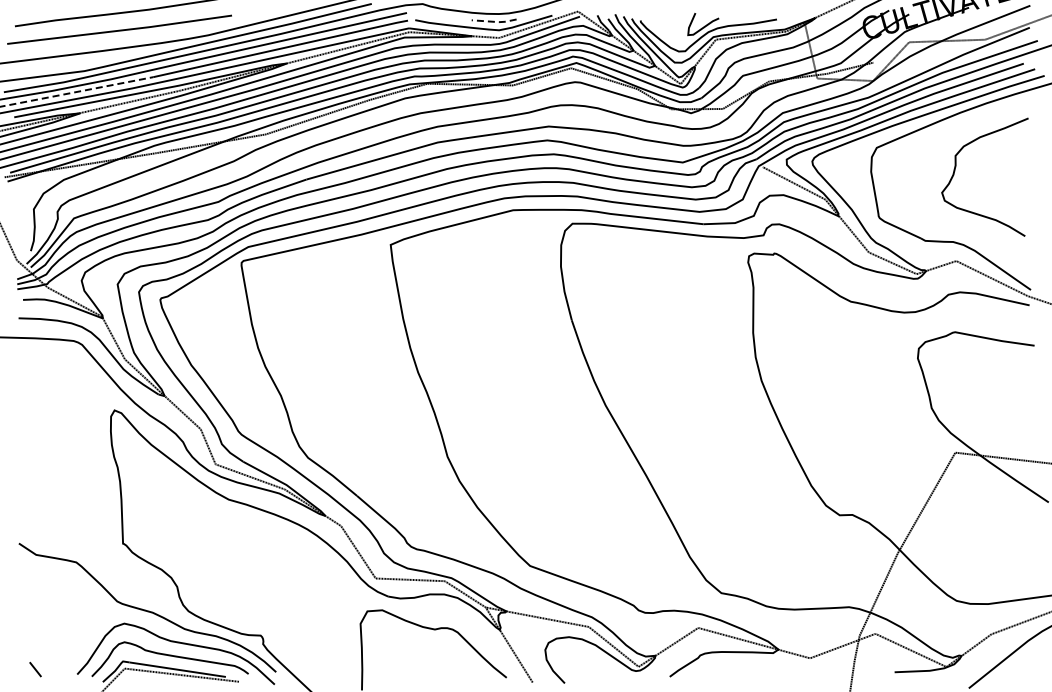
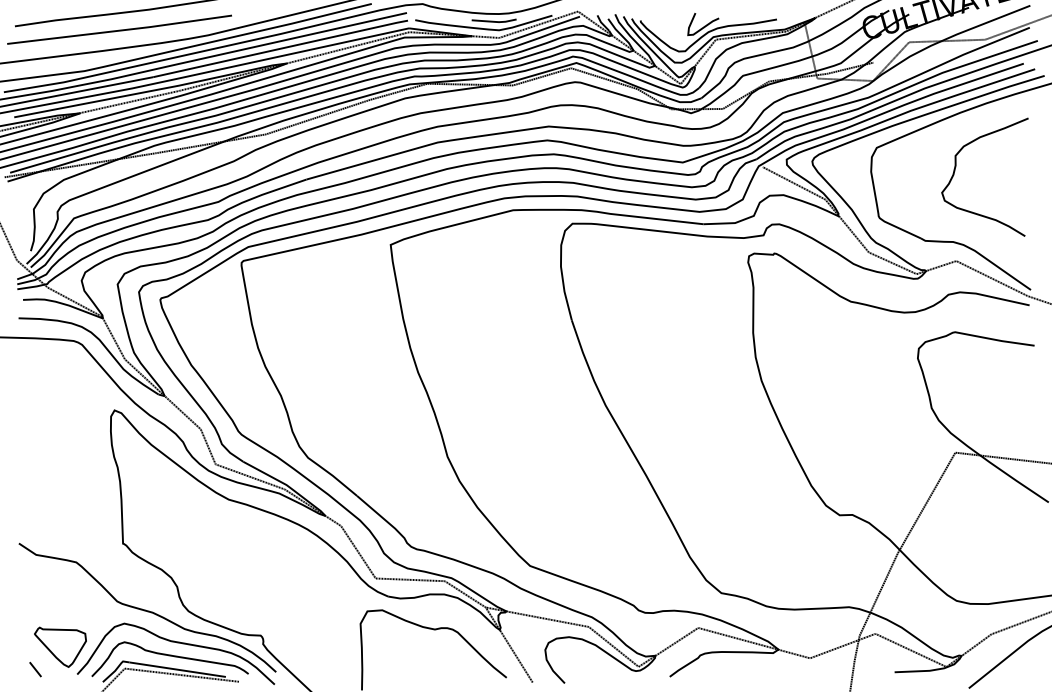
line: dashed -> solid (495, 21)
line: dashed -> solid (76, 91)
part: none -> present (60, 646)
